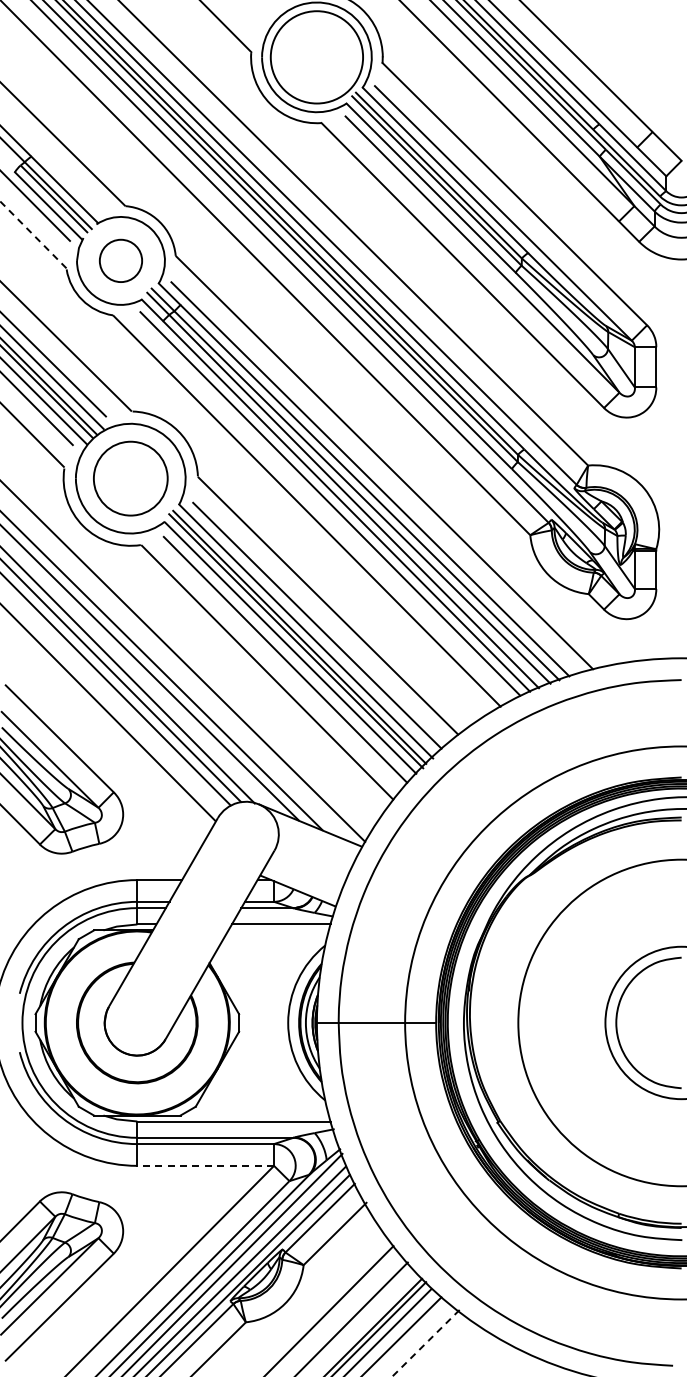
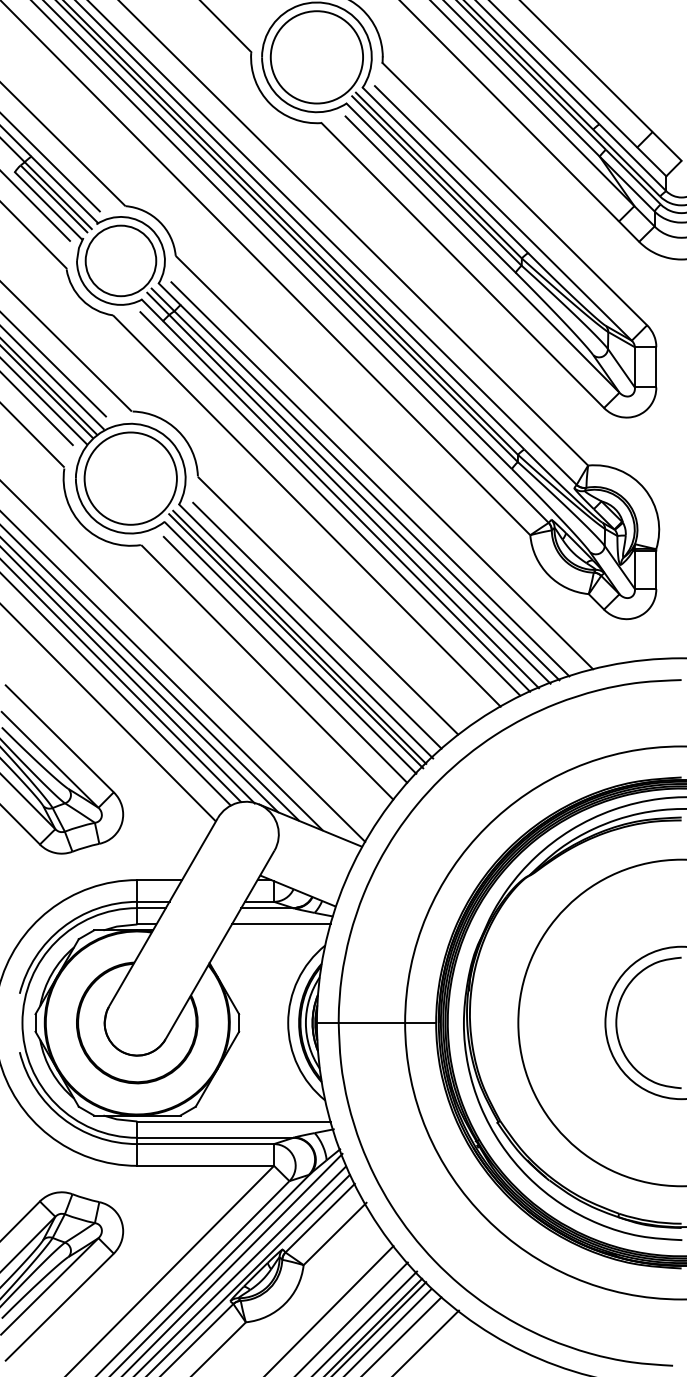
line: none -> present (50, 162)
line: dashed -> solid (33, 234)
circle diameter: 42 px -> 71 px (120, 260)
circle diameter: 74 px -> 92 px (130, 478)
line: none -> present (140, 675)
line: dashed -> solid (205, 1165)
line: none -> present (365, 1322)
line: dashed -> solid (426, 1342)
